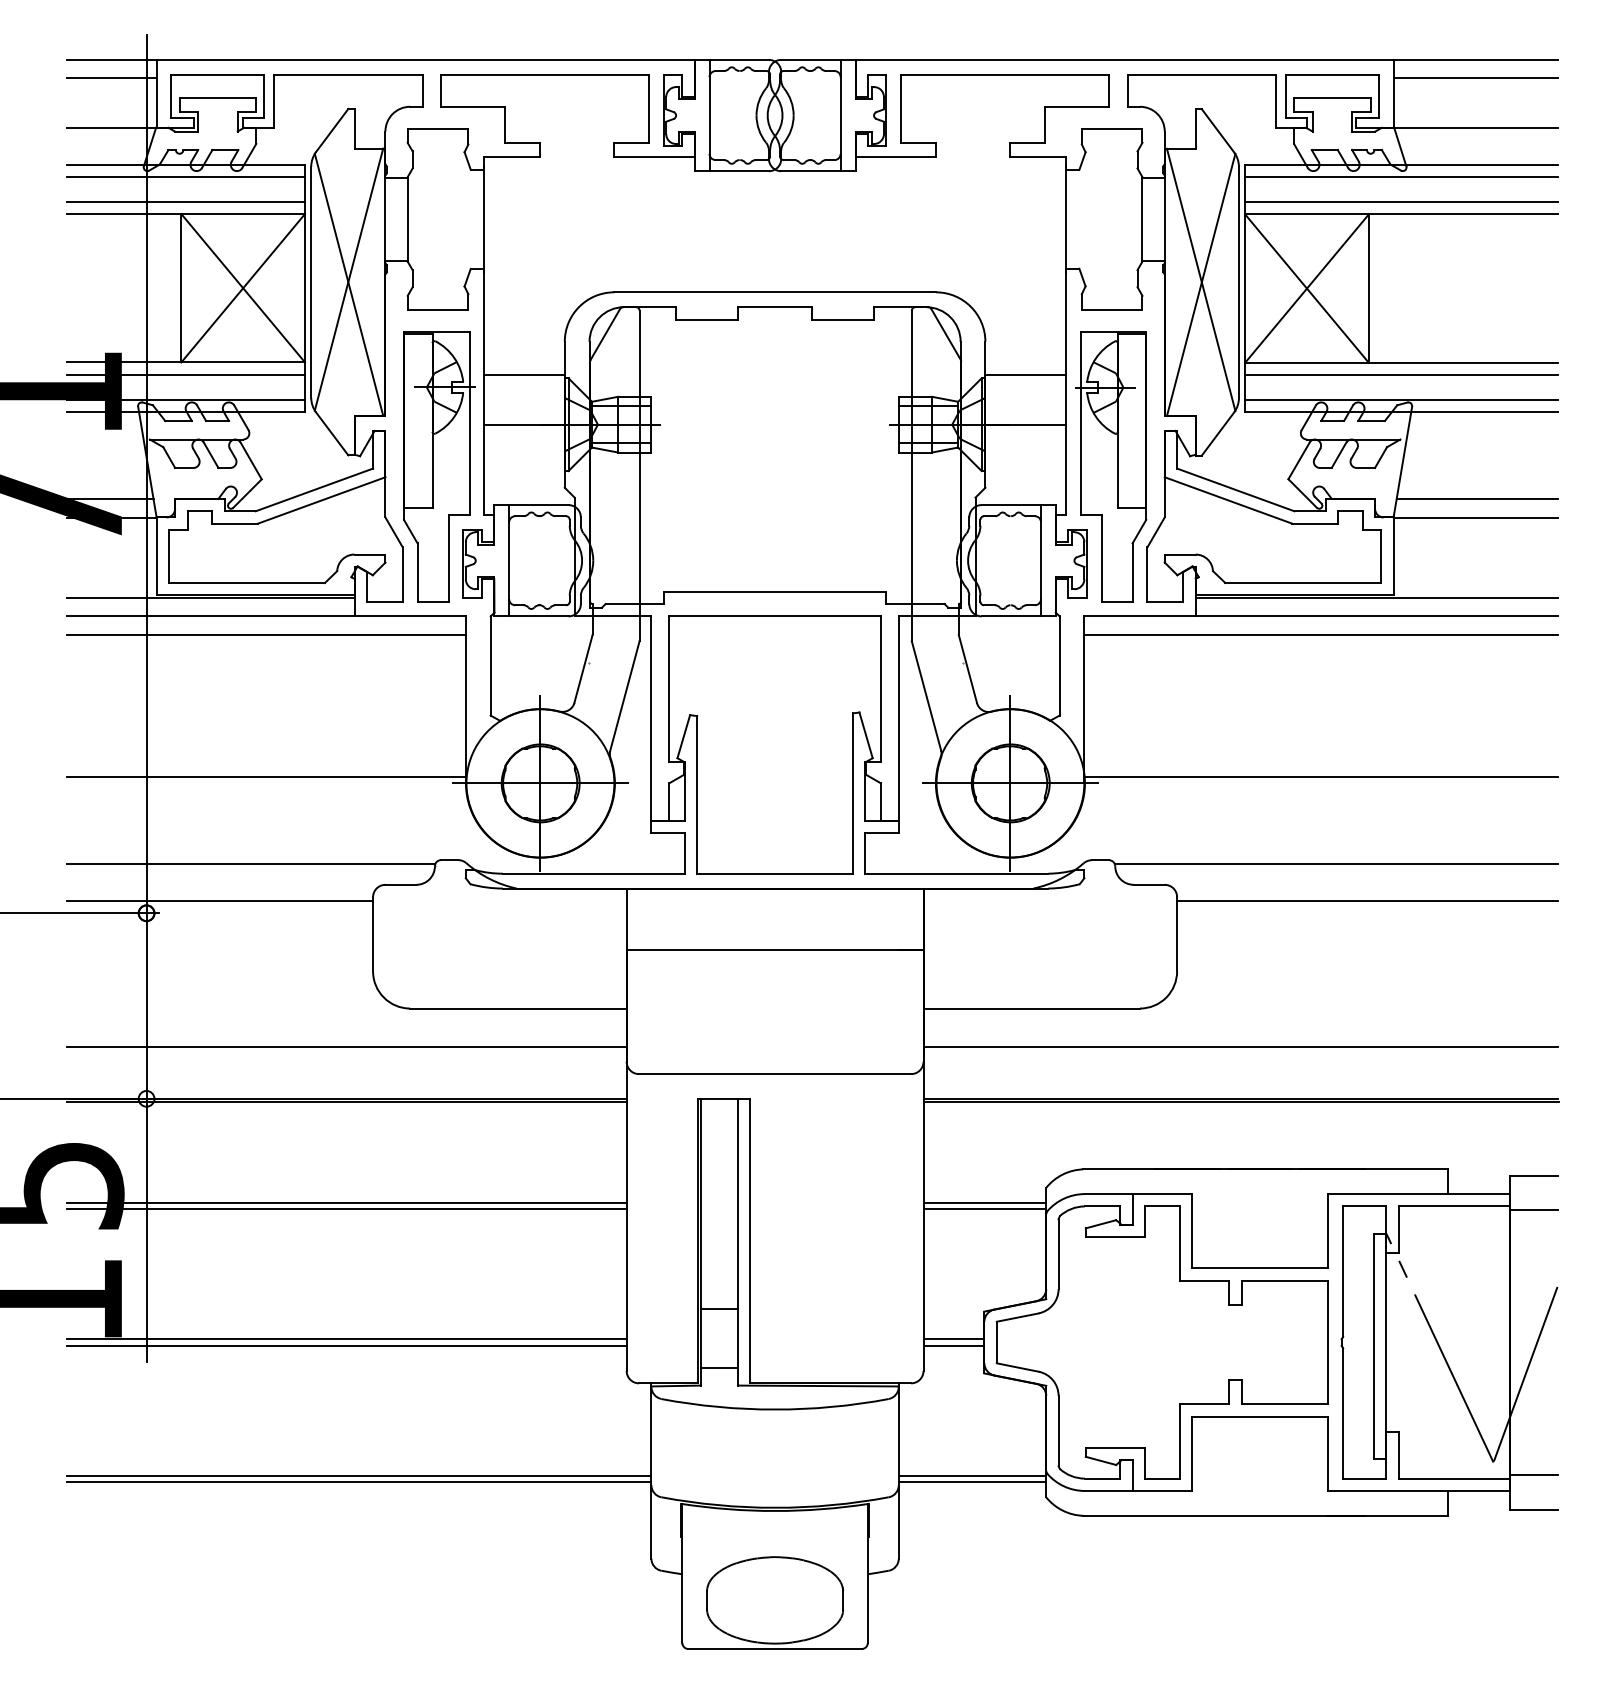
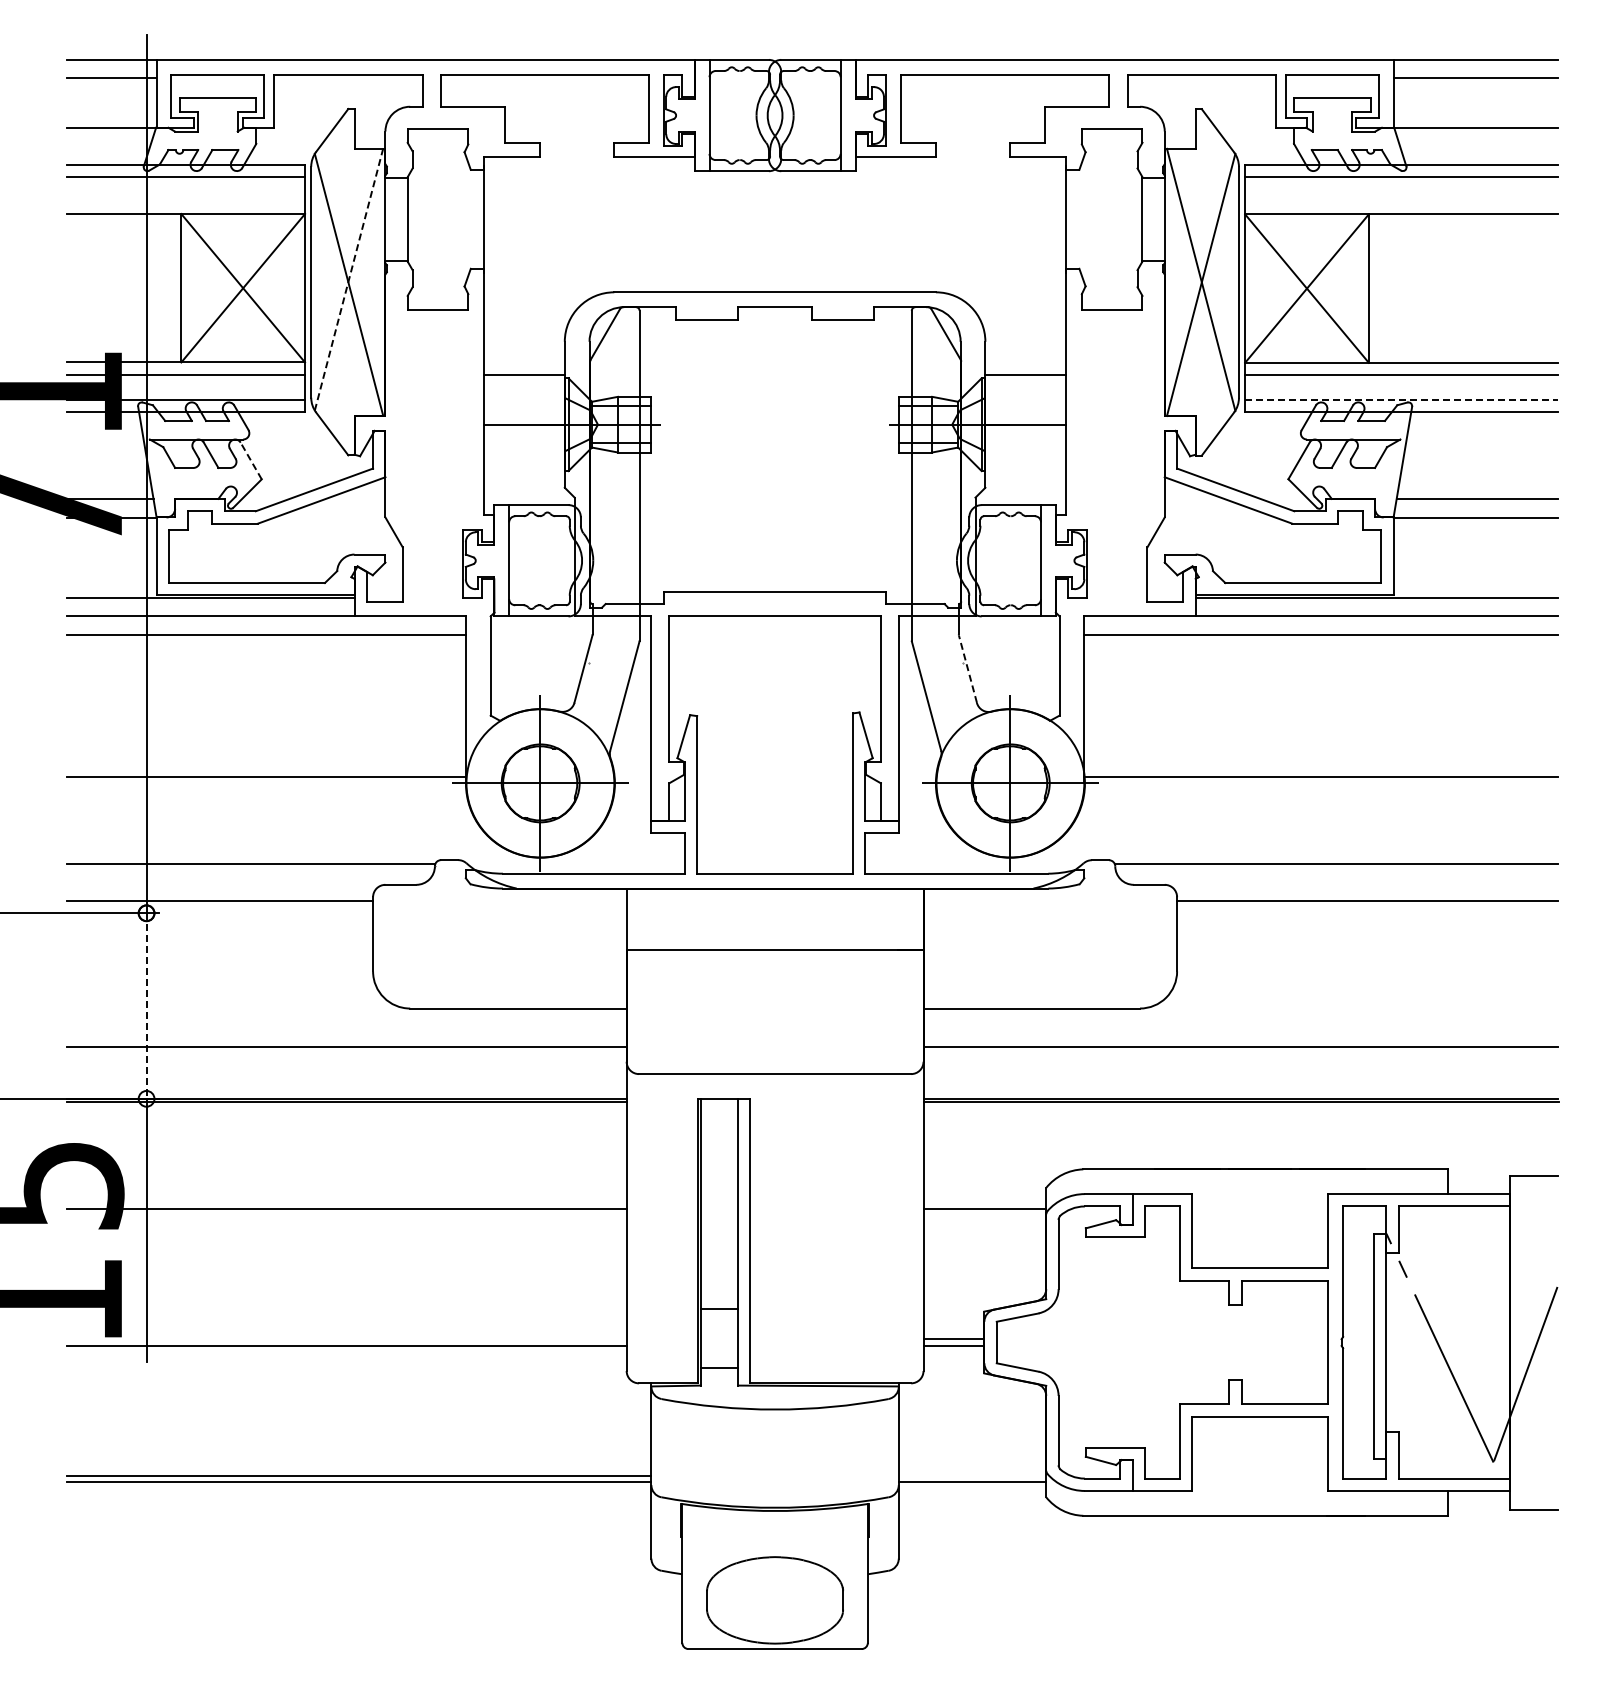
line: present -> none (185, 201)
line: present -> none (1401, 202)
line: solid -> dashed (349, 279)
line: solid -> dashed (1401, 399)
line: solid -> dashed (250, 460)
part: present -> none (439, 466)
part: present -> none (1111, 466)
line: solid -> dashed (967, 669)
line: solid -> dashed (146, 1006)
line: present -> none (346, 1203)
line: present -> none (984, 1203)
line: present -> none (1533, 1210)
line: present -> none (346, 1338)
line: present -> none (1533, 1474)
line: present -> none (972, 1475)
